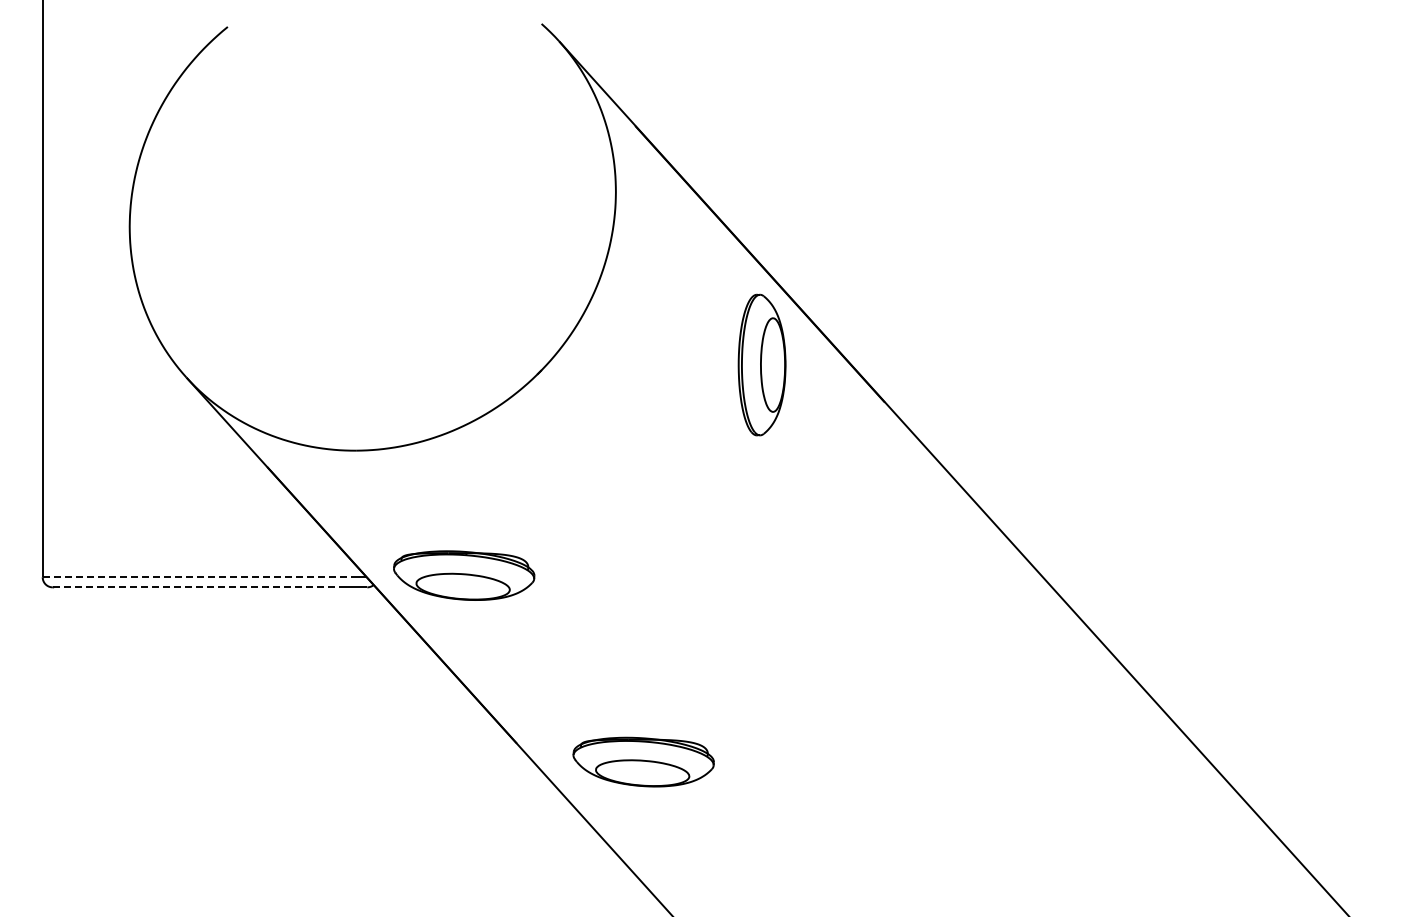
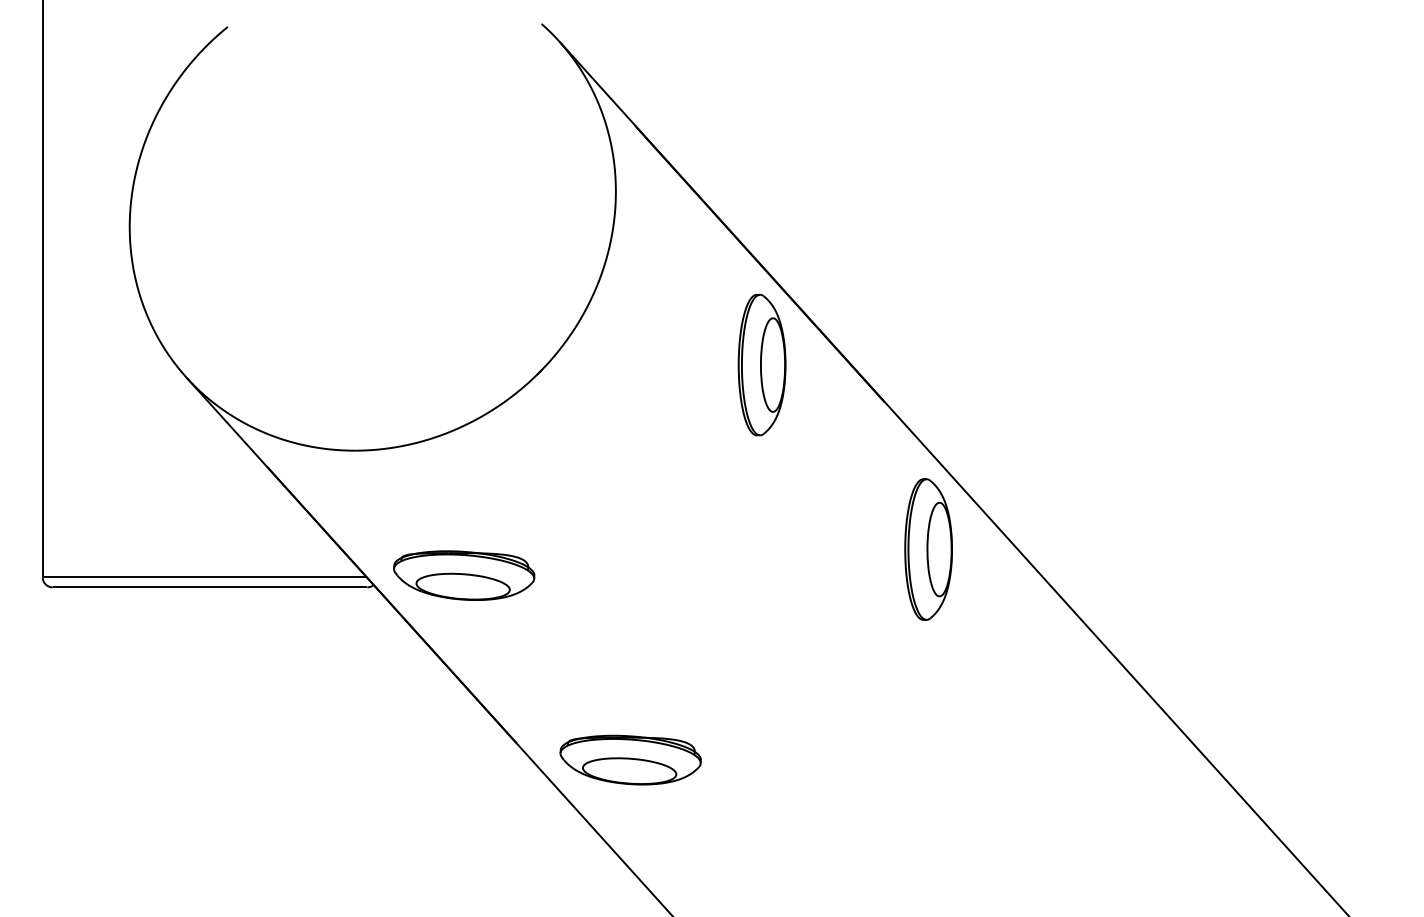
part: none -> present (928, 549)
line: dashed -> solid (198, 577)
line: dashed -> solid (198, 587)
part position: (643, 761) -> (630, 759) (630, 759)
